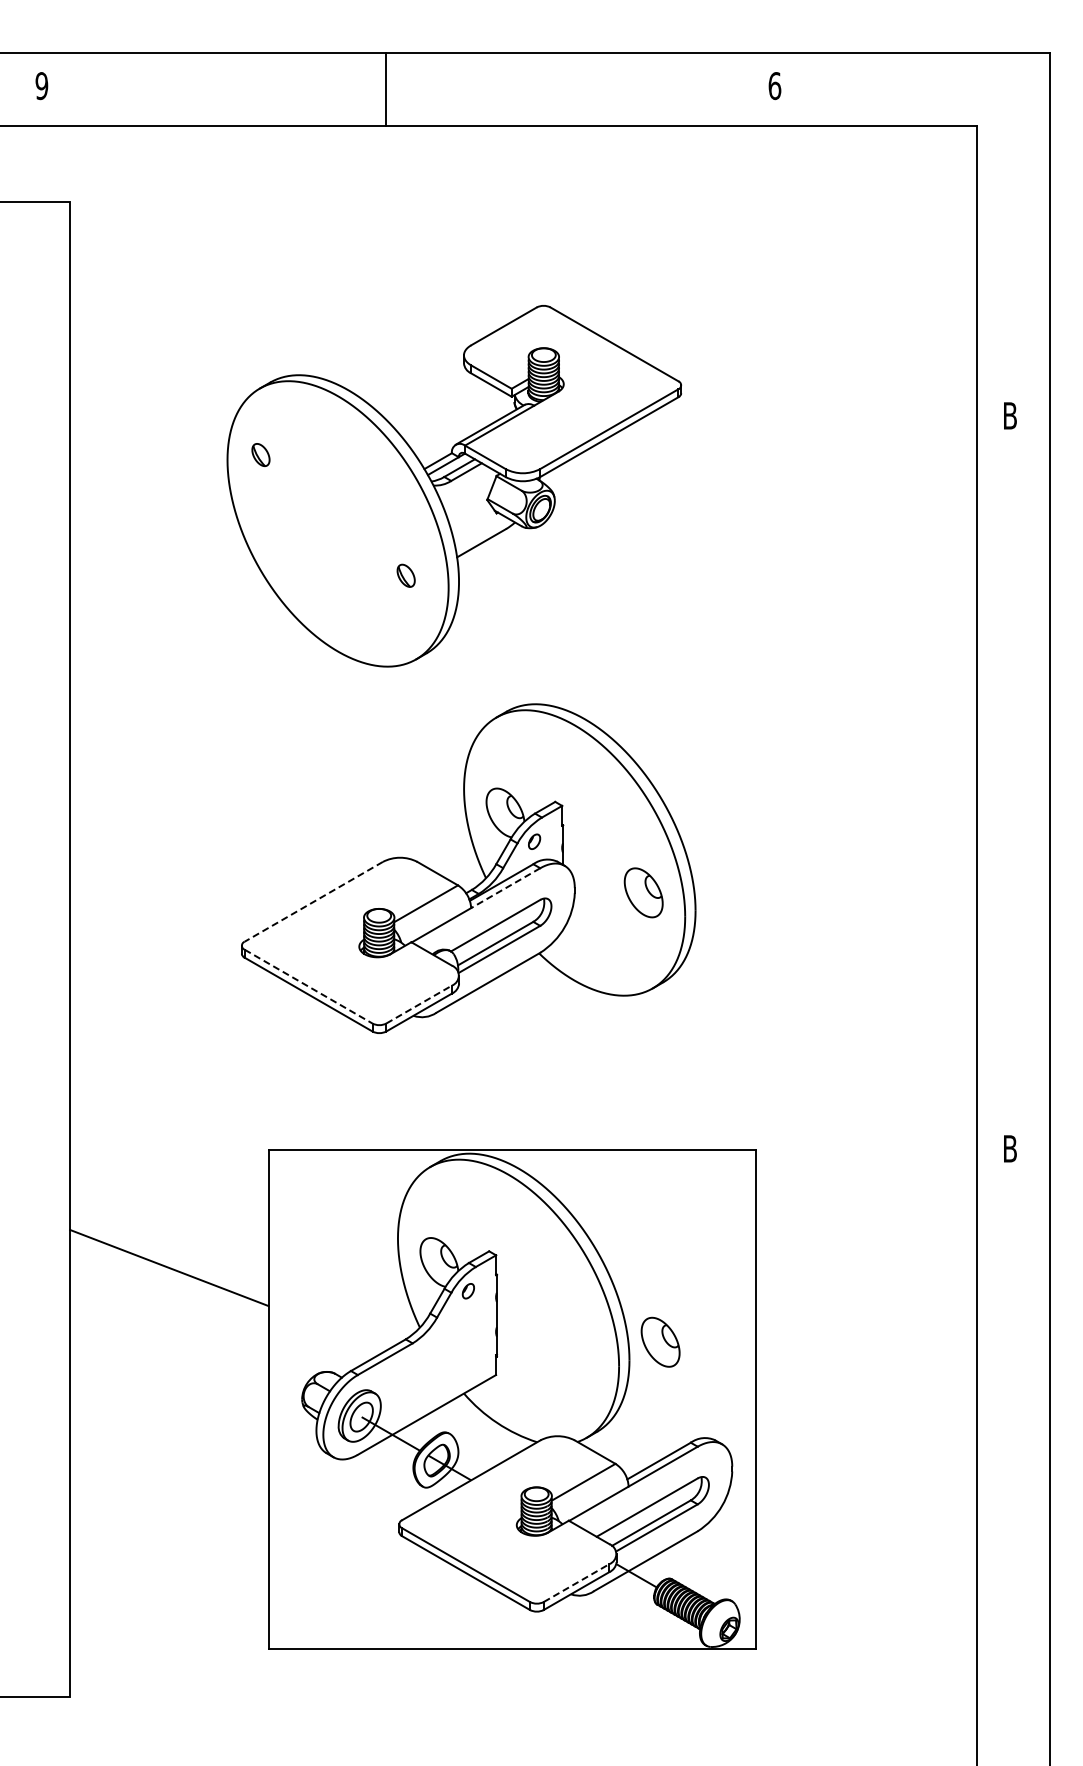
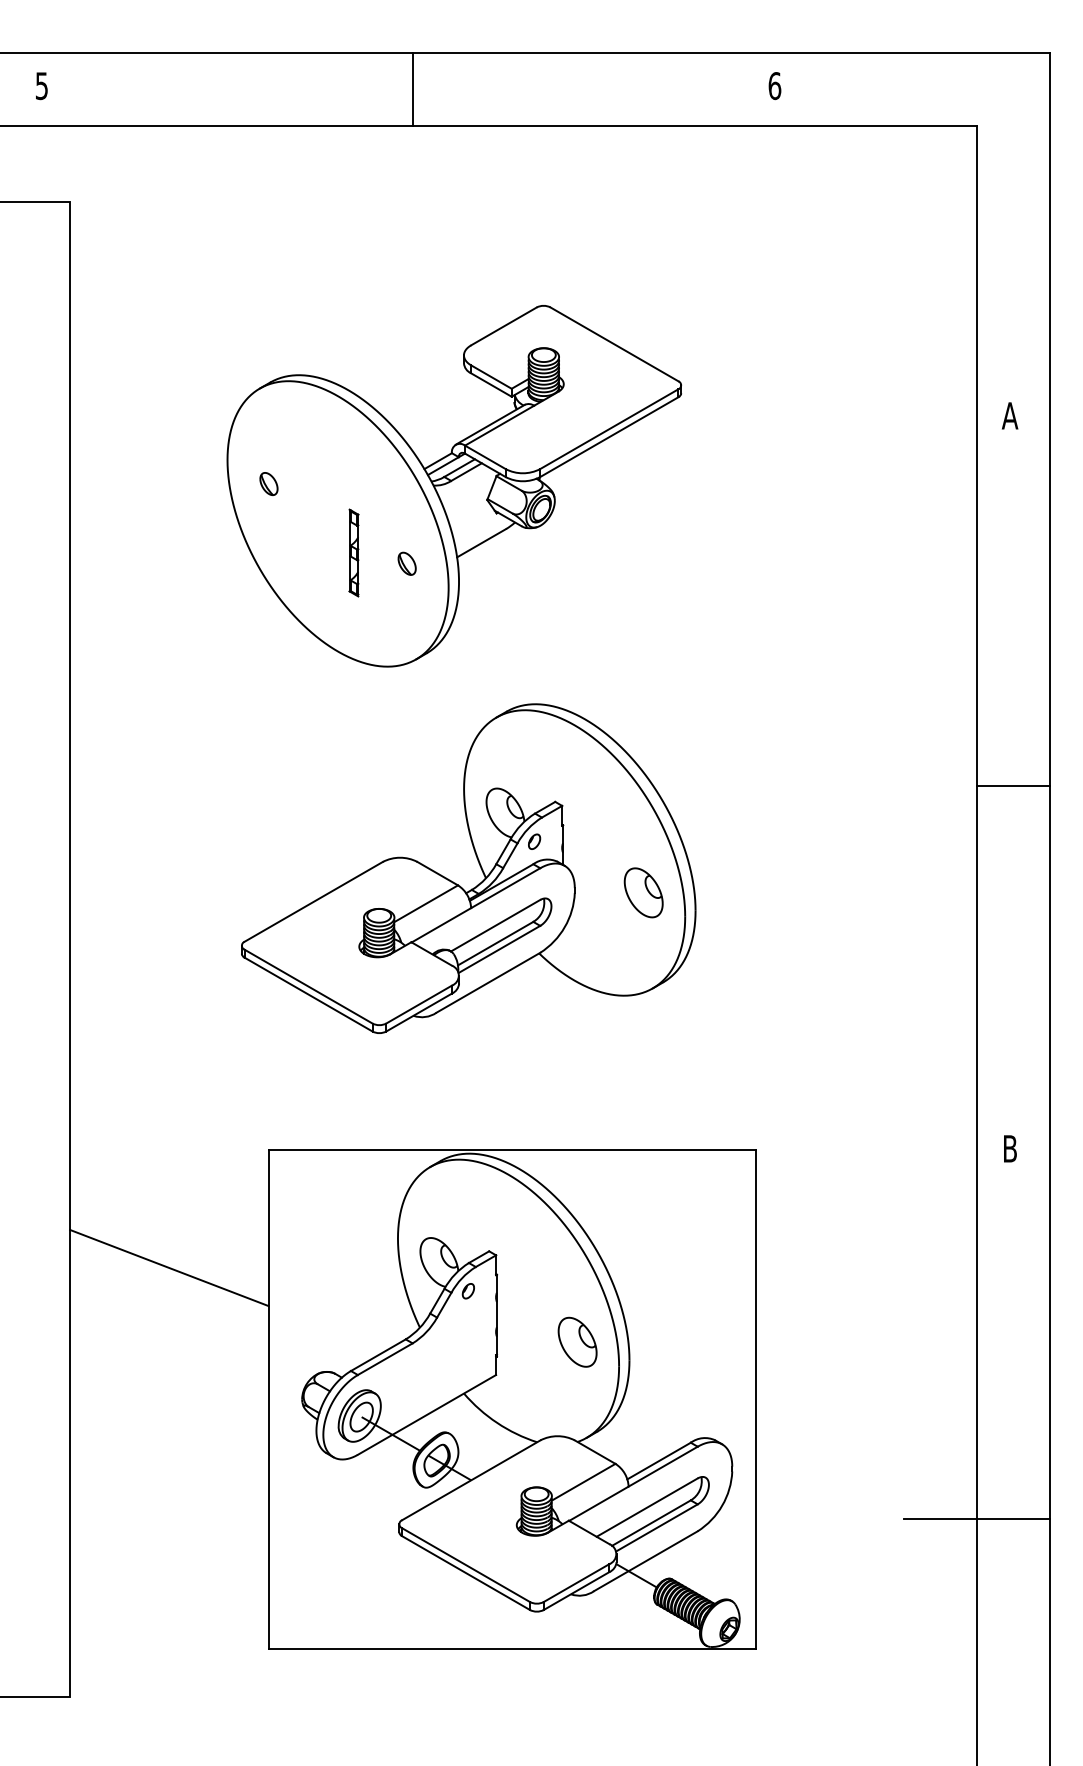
text: 9 -> 5 (41, 85)
line position: (385, 89) -> (412, 89) (412, 89)
text: B -> A (1009, 415)
part position: (260, 454) -> (268, 483) (268, 483)
part: none -> present (353, 552)
part position: (405, 575) -> (406, 563) (406, 563)
line: none -> present (1013, 785)
line: dashed -> solid (505, 888)
line: dashed -> solid (313, 901)
line: dashed -> solid (308, 986)
line: dashed -> solid (419, 1004)
part position: (660, 1341) -> (577, 1341) (577, 1341)
line: none -> present (976, 1518)
line: dashed -> solid (576, 1583)
